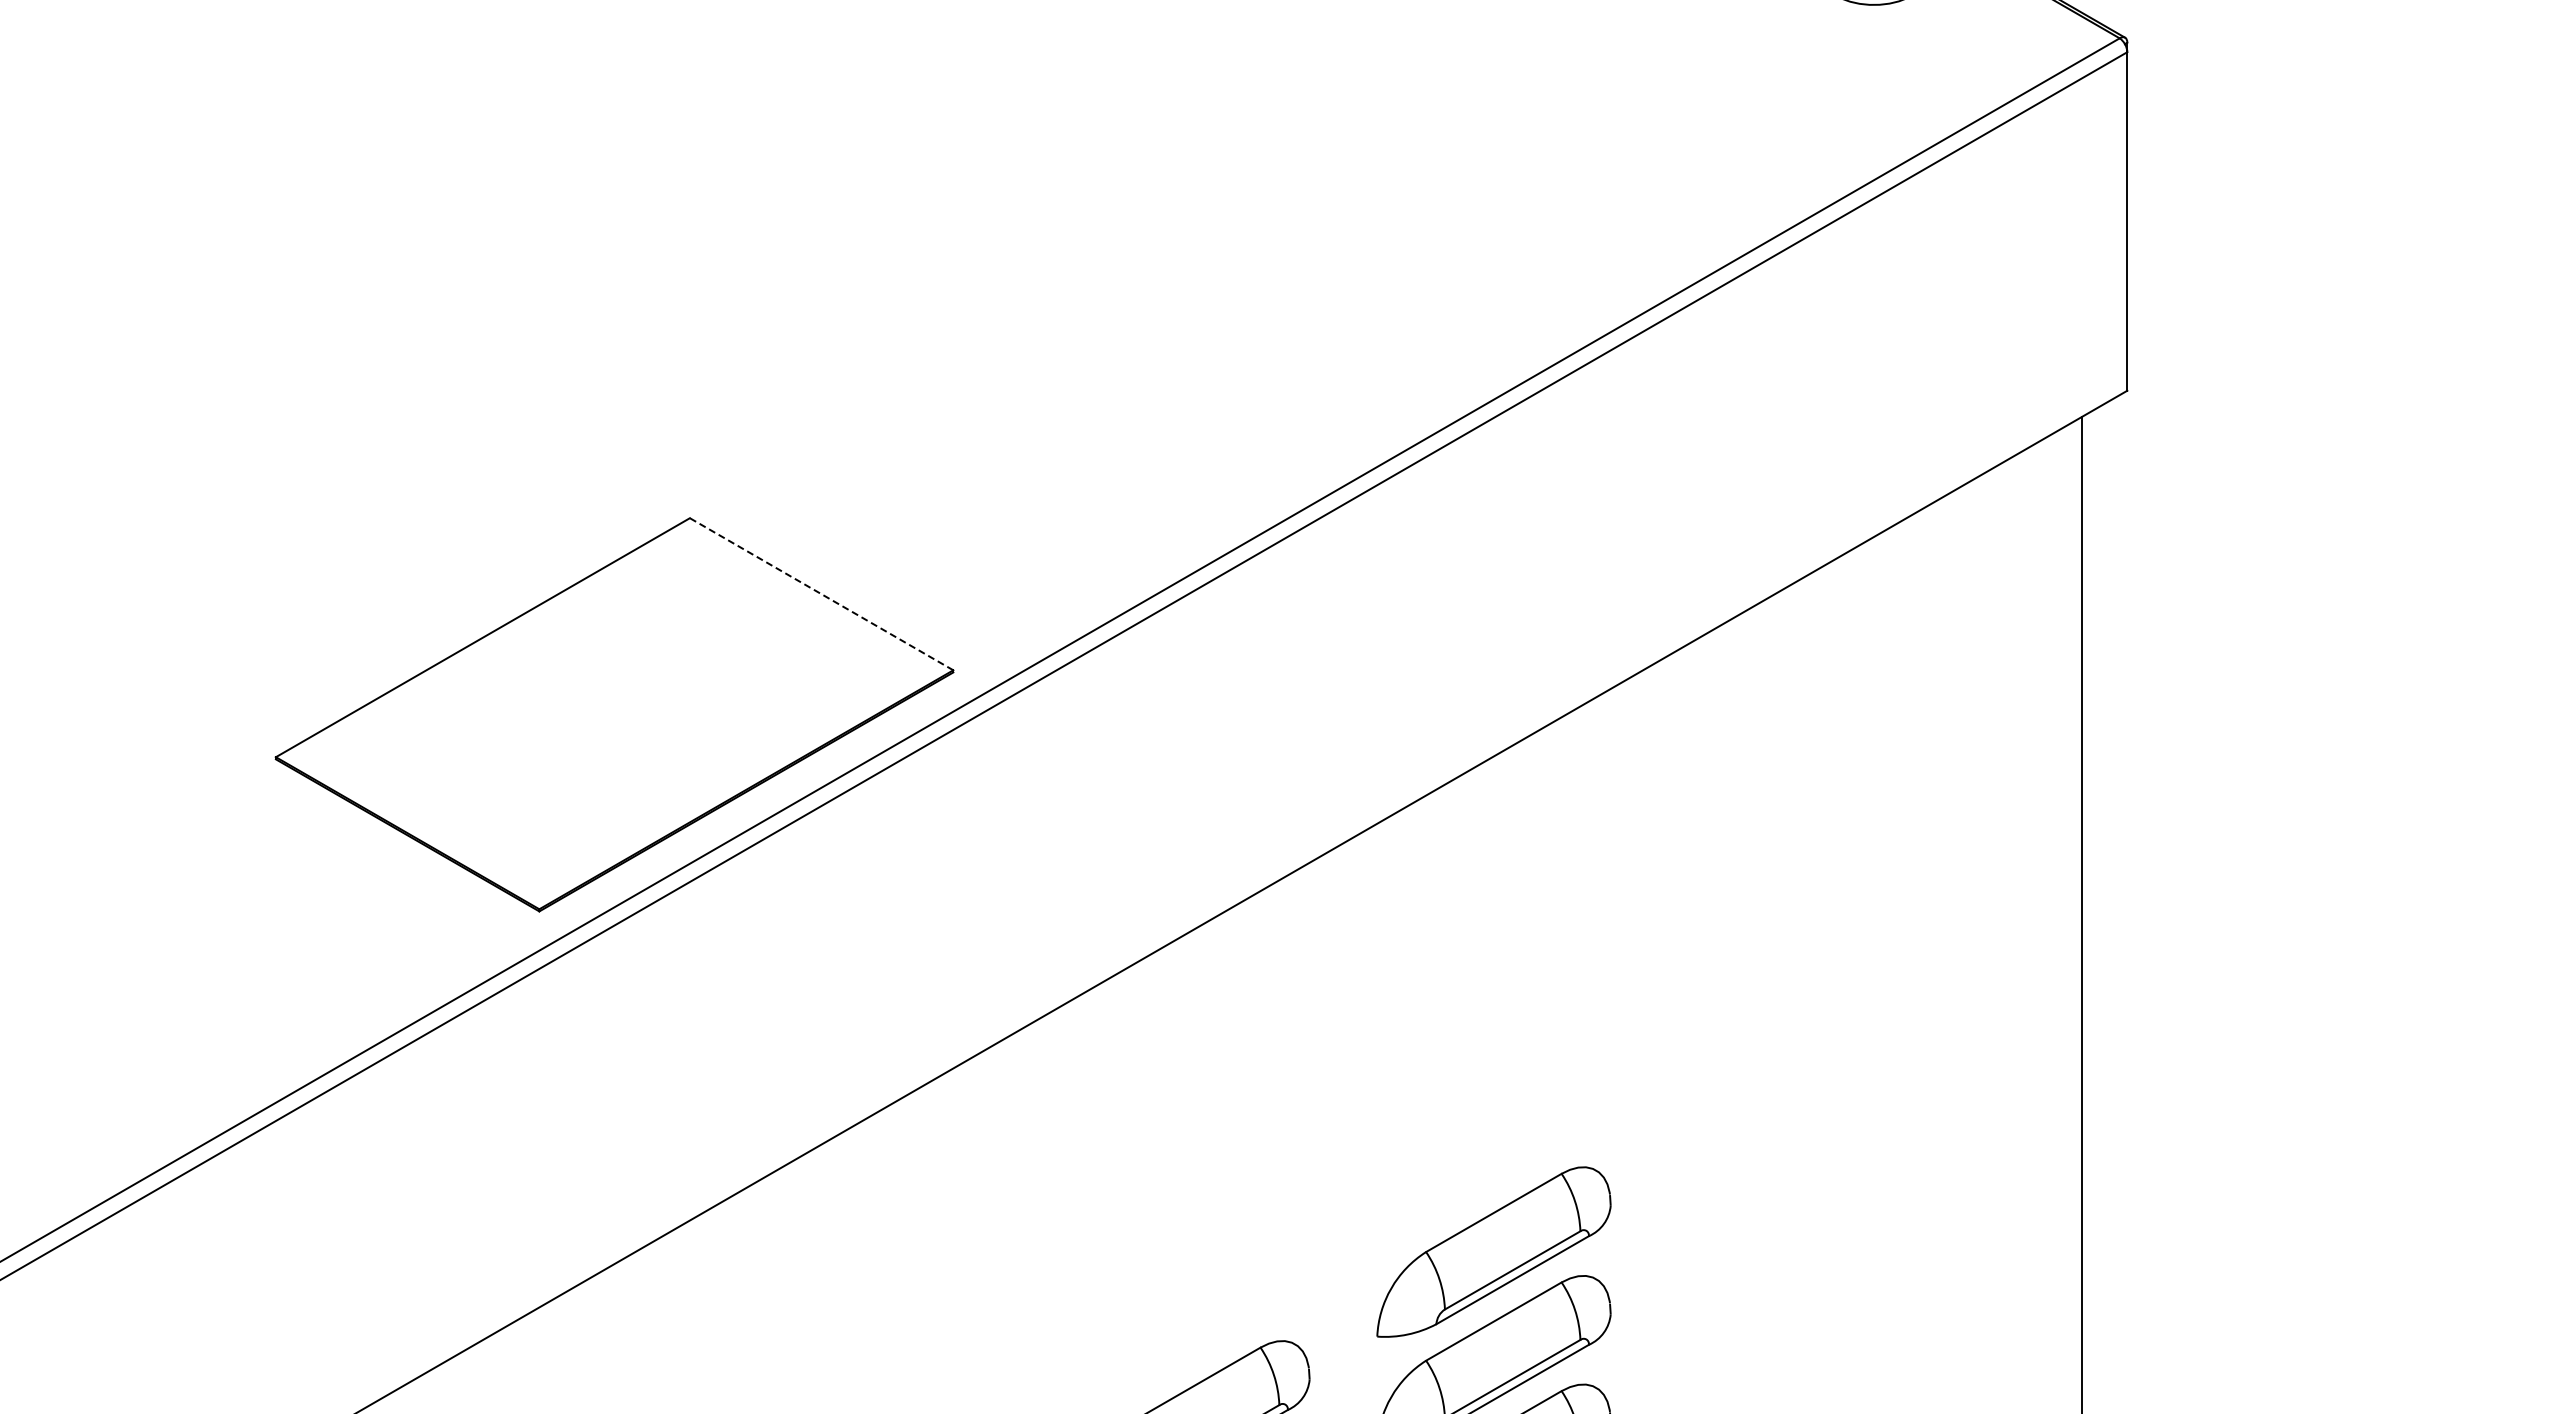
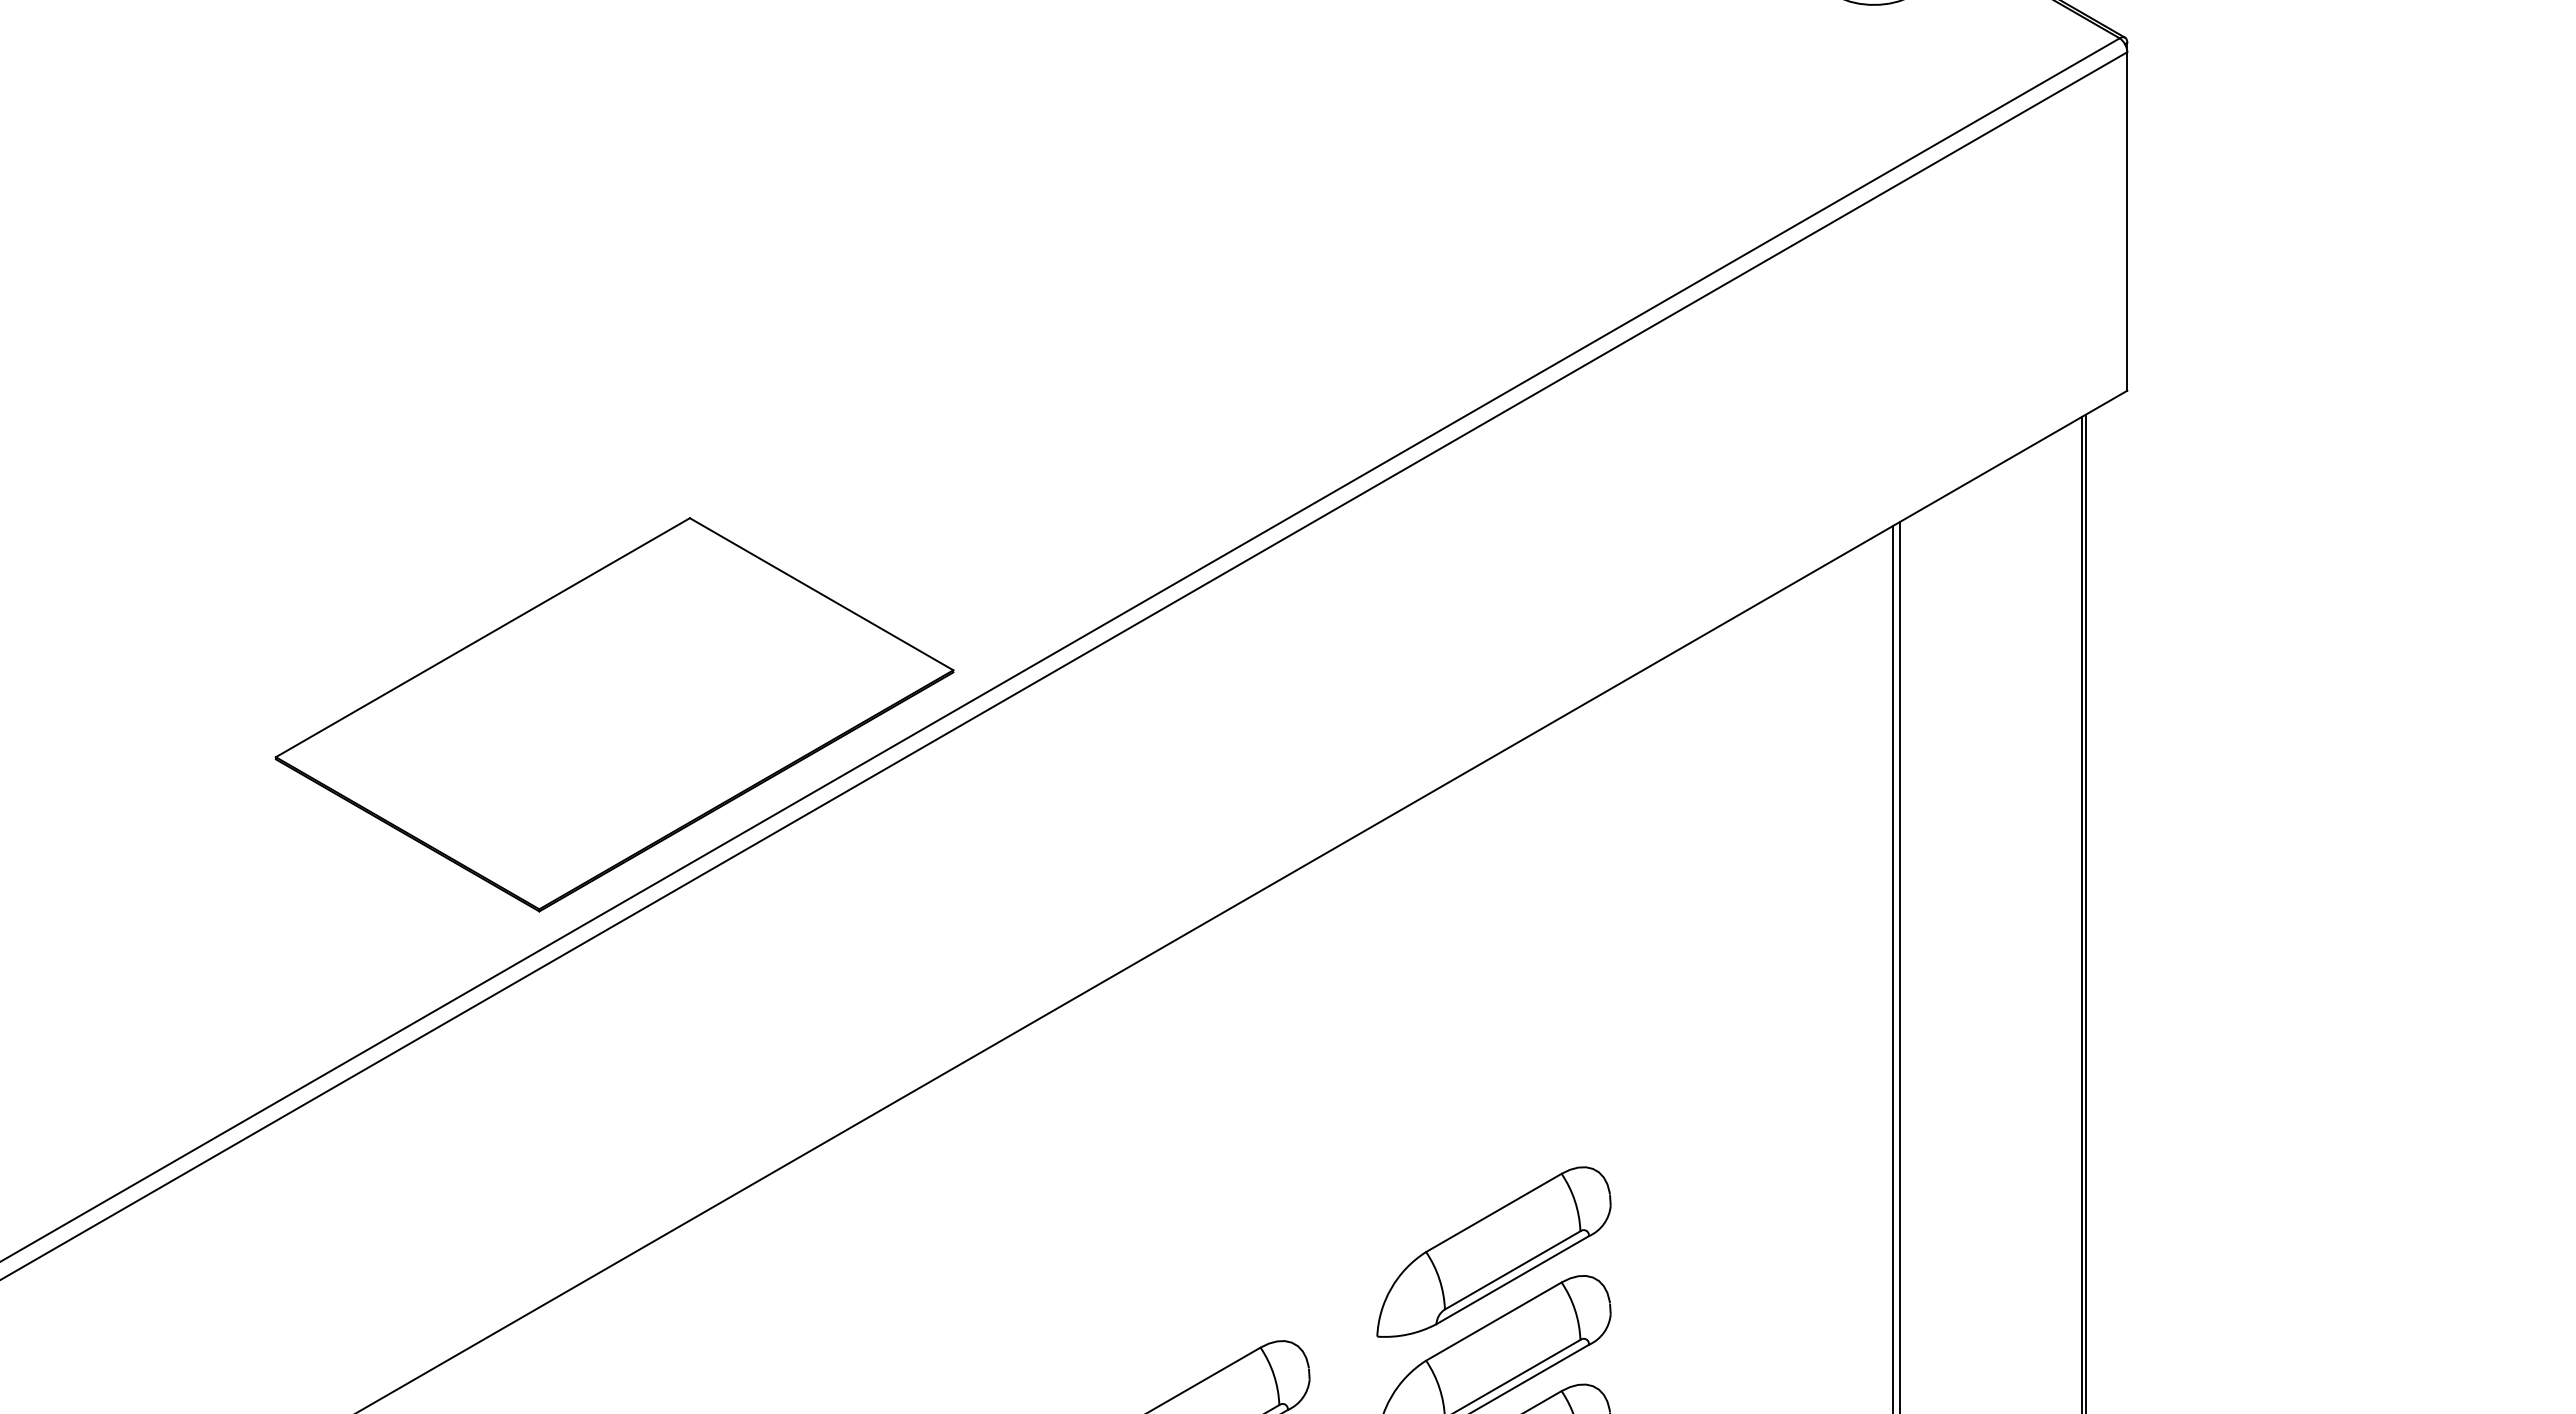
line: dashed -> solid (821, 594)
line: none -> present (2085, 912)
line: none -> present (1900, 965)
line: none -> present (1892, 968)
